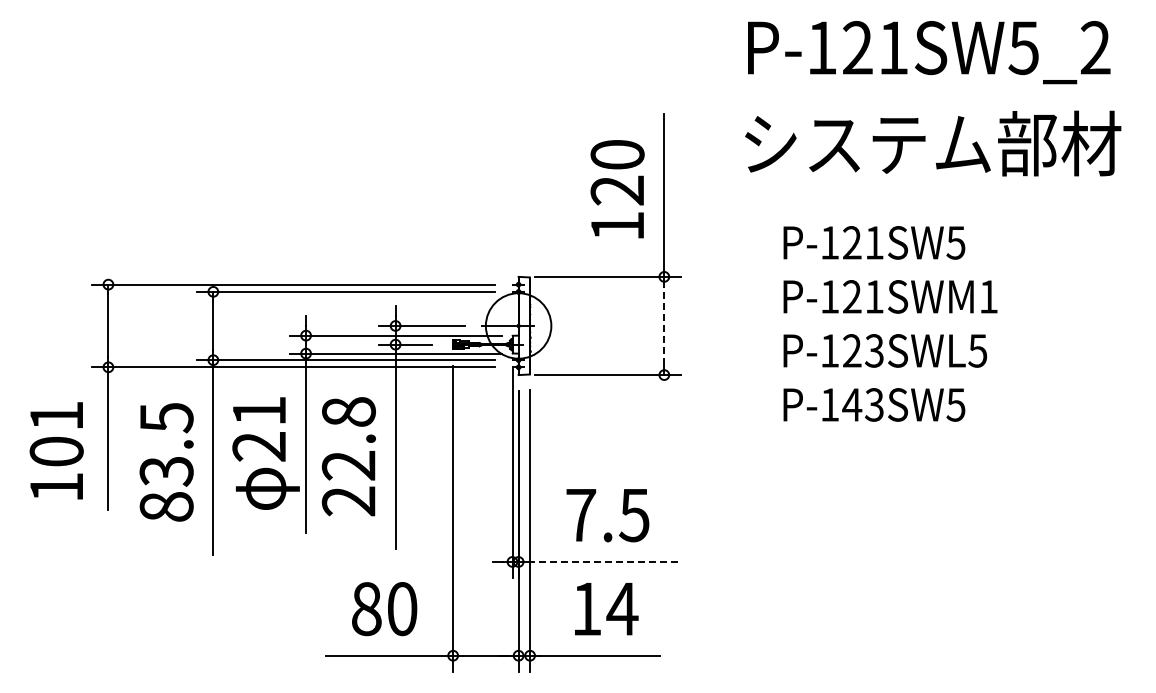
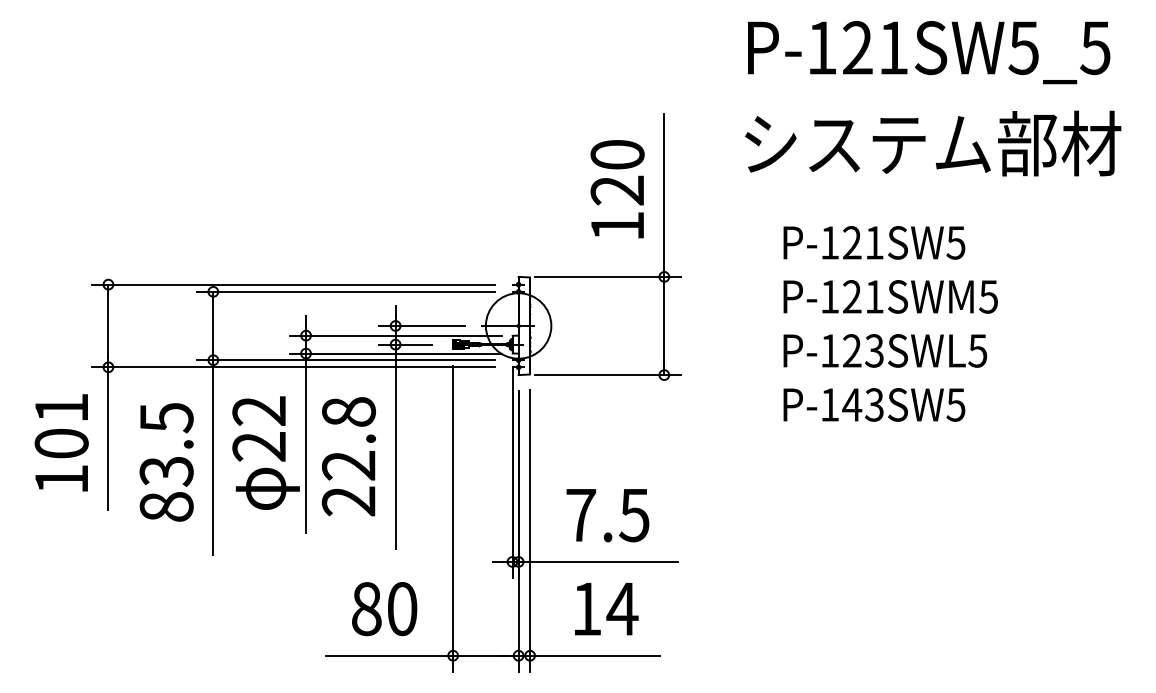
text: P-121SW5_2 -> P-121SW5_5 (1095, 48)
text: P-121SWM1 -> P-121SWM5 (988, 296)
line: dashed -> solid (664, 325)
text: 21 -> 22 (258, 410)
text position: (56, 450) -> (61, 442) (61, 442)
line: dashed -> solid (603, 561)
